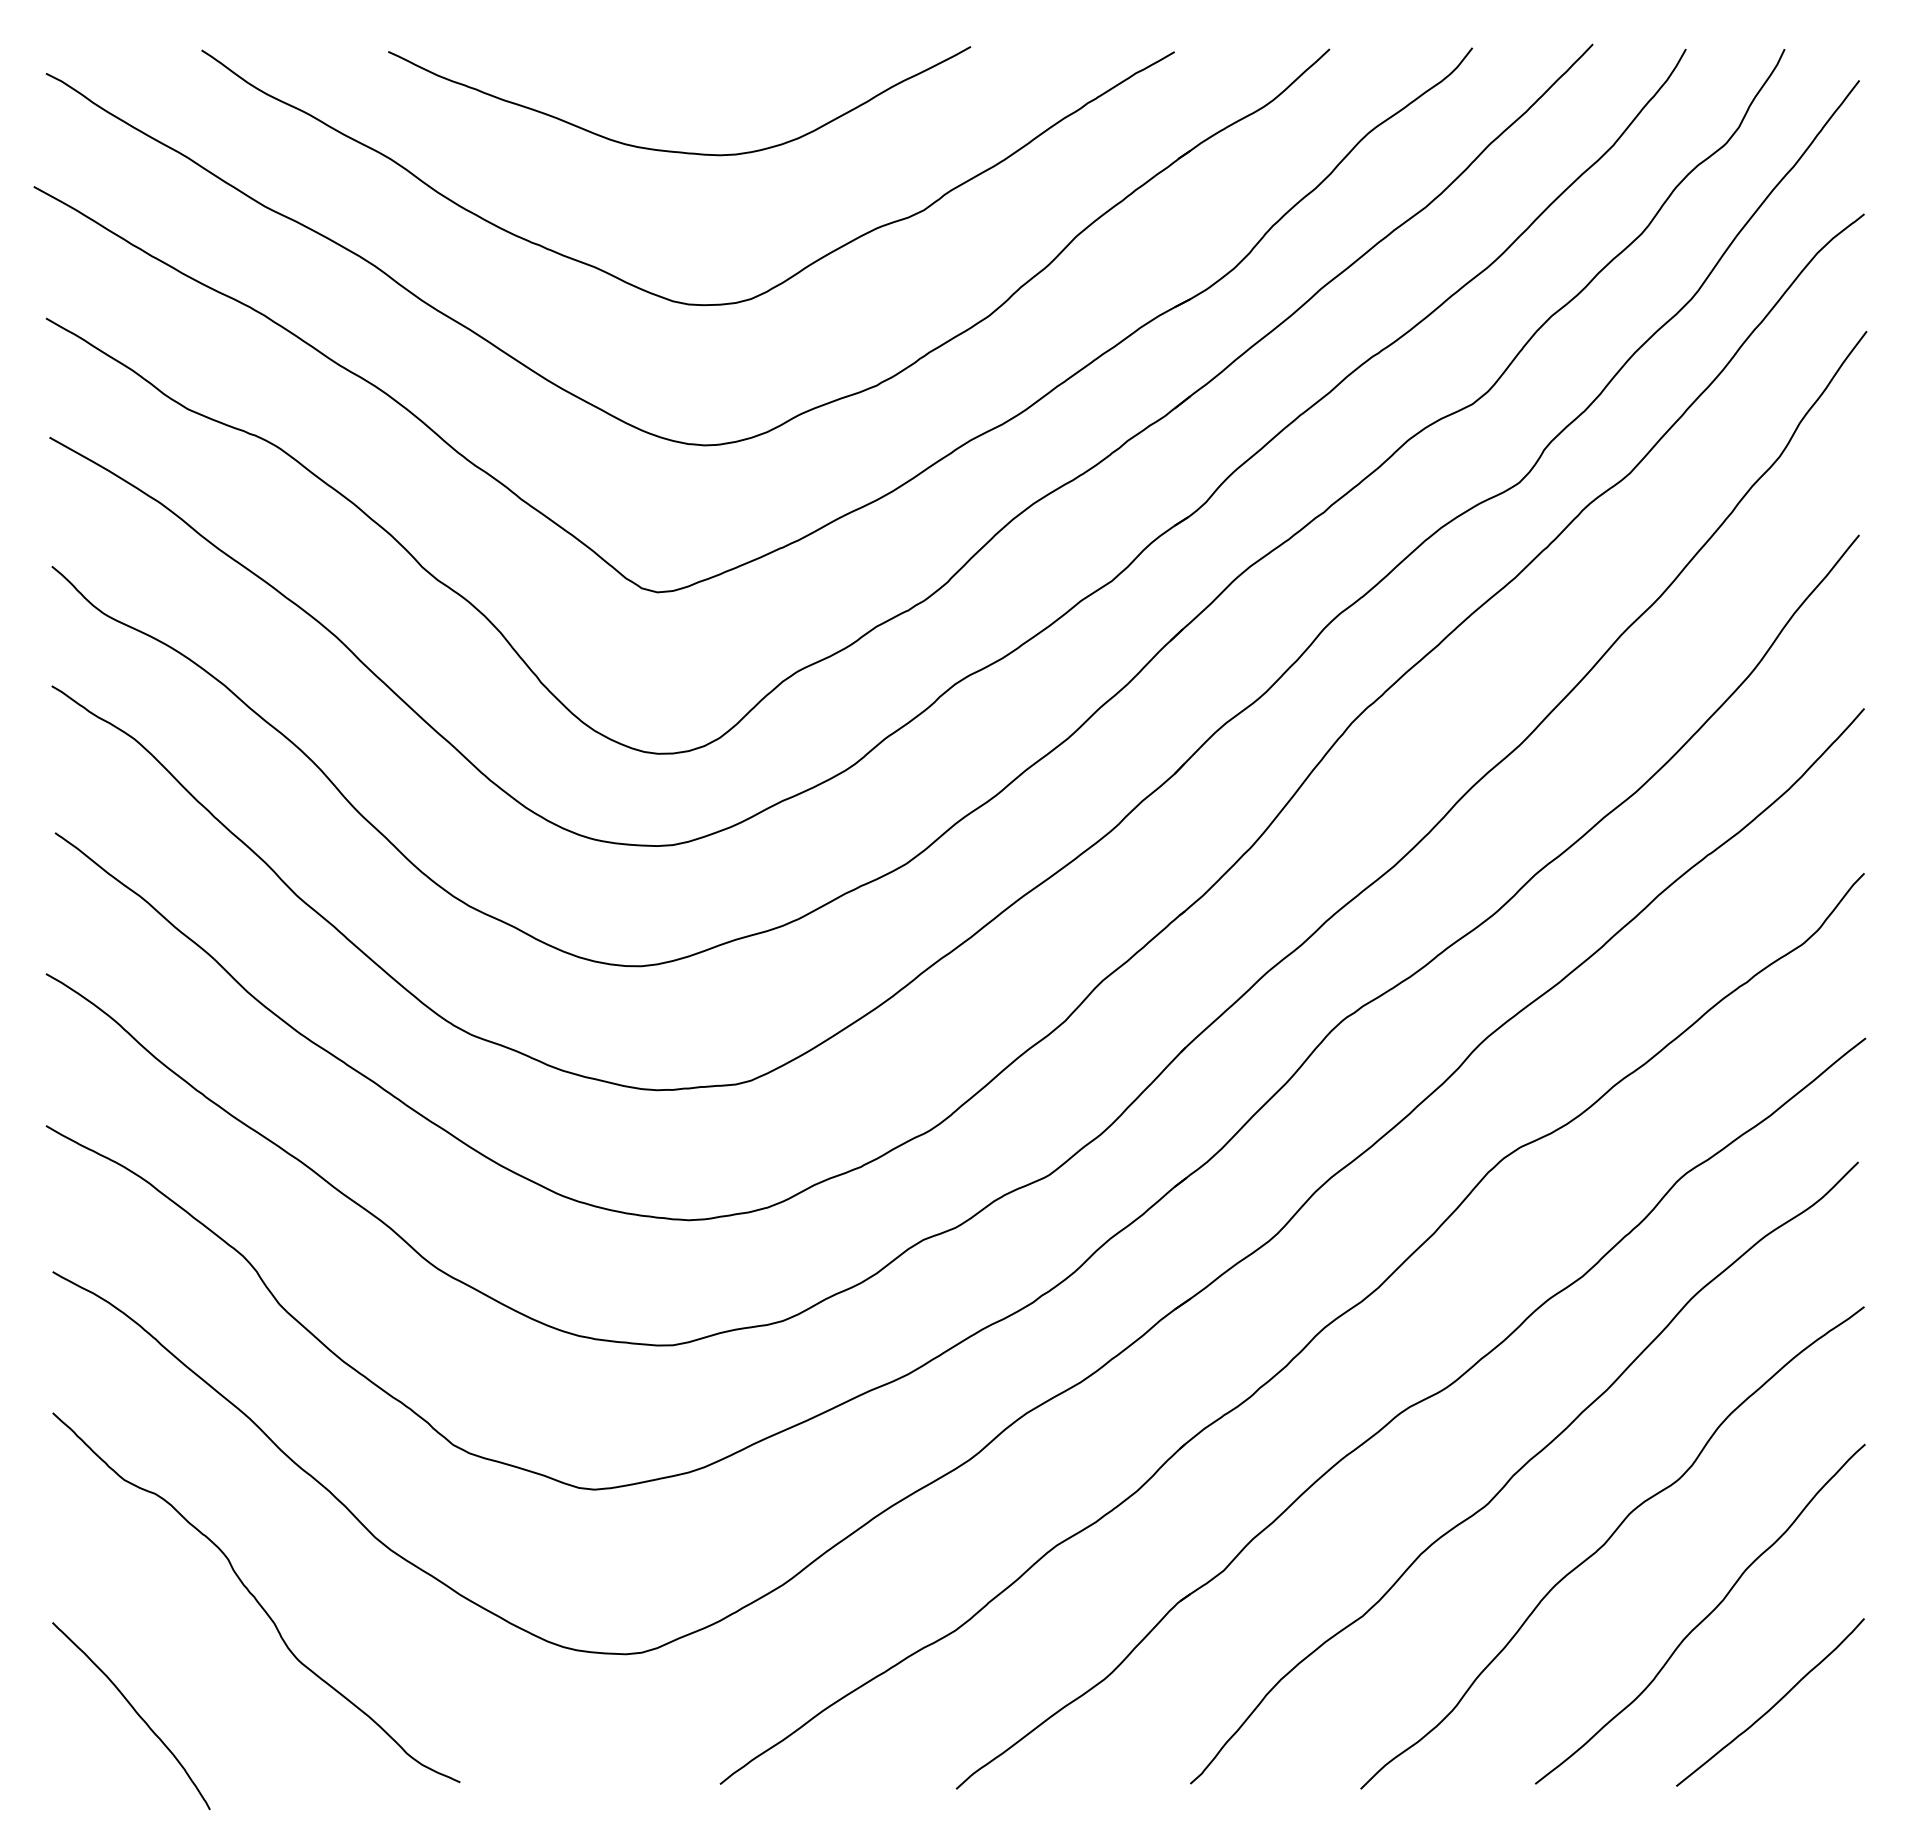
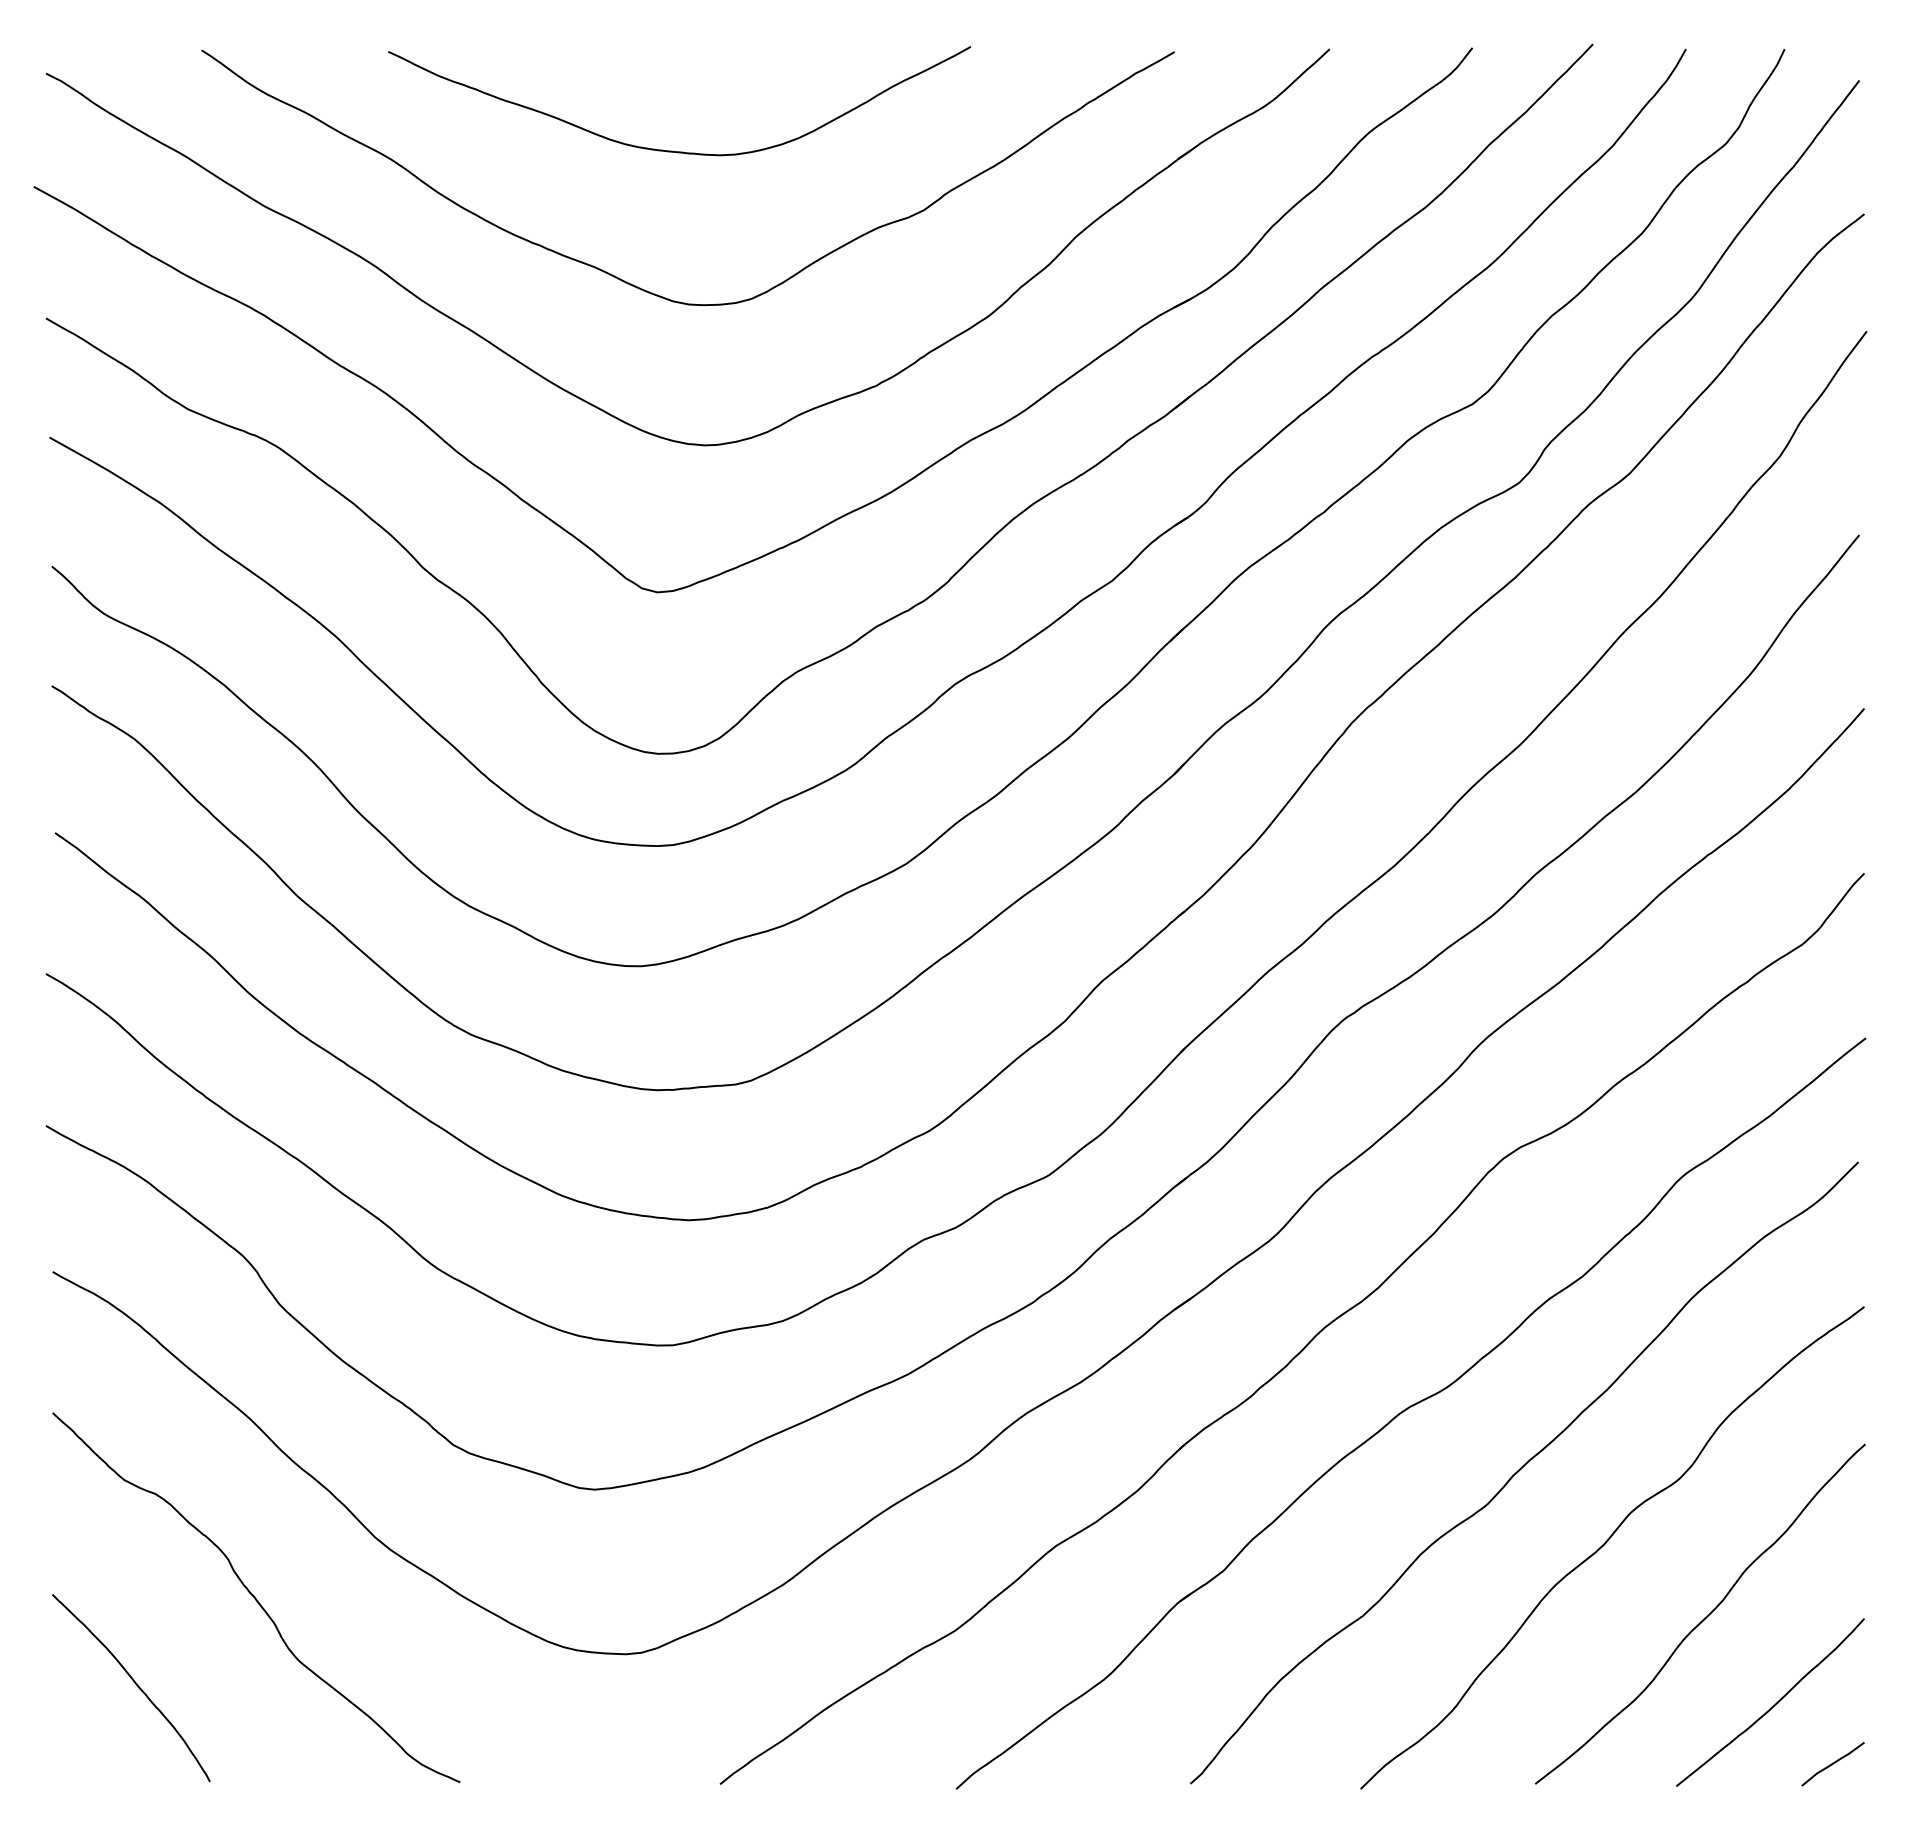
curve position: (135, 1712) -> (135, 1684) (135, 1684)
curve: none -> present (1832, 1764)
